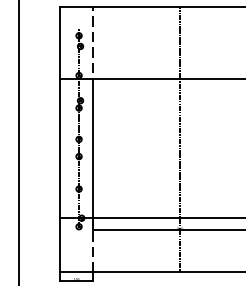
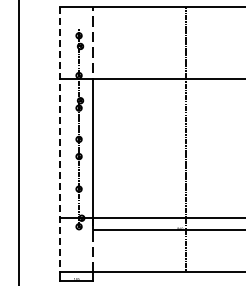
line position: (180, 139) -> (186, 139) (186, 139)
line: solid -> dashed (59, 140)
